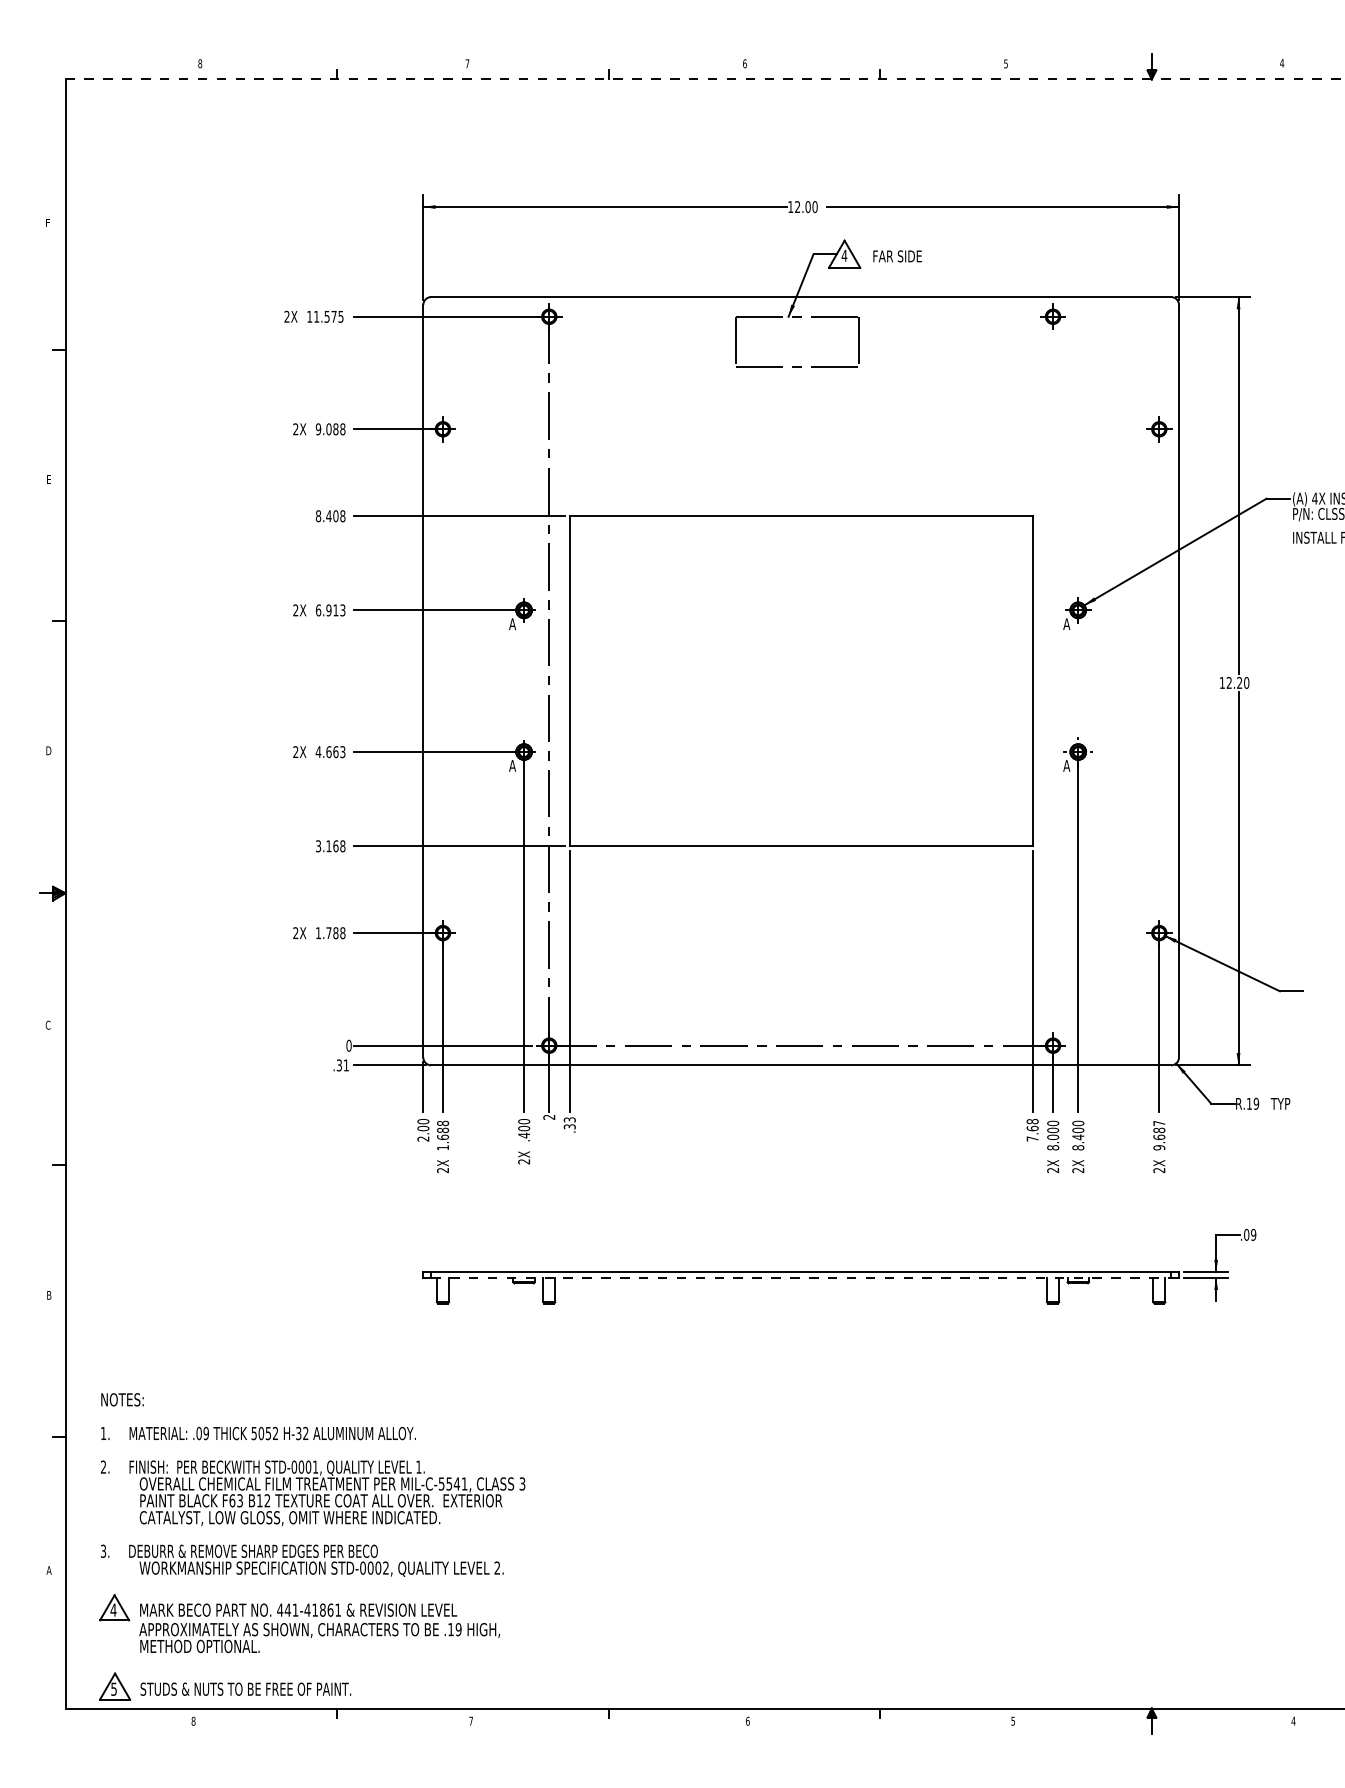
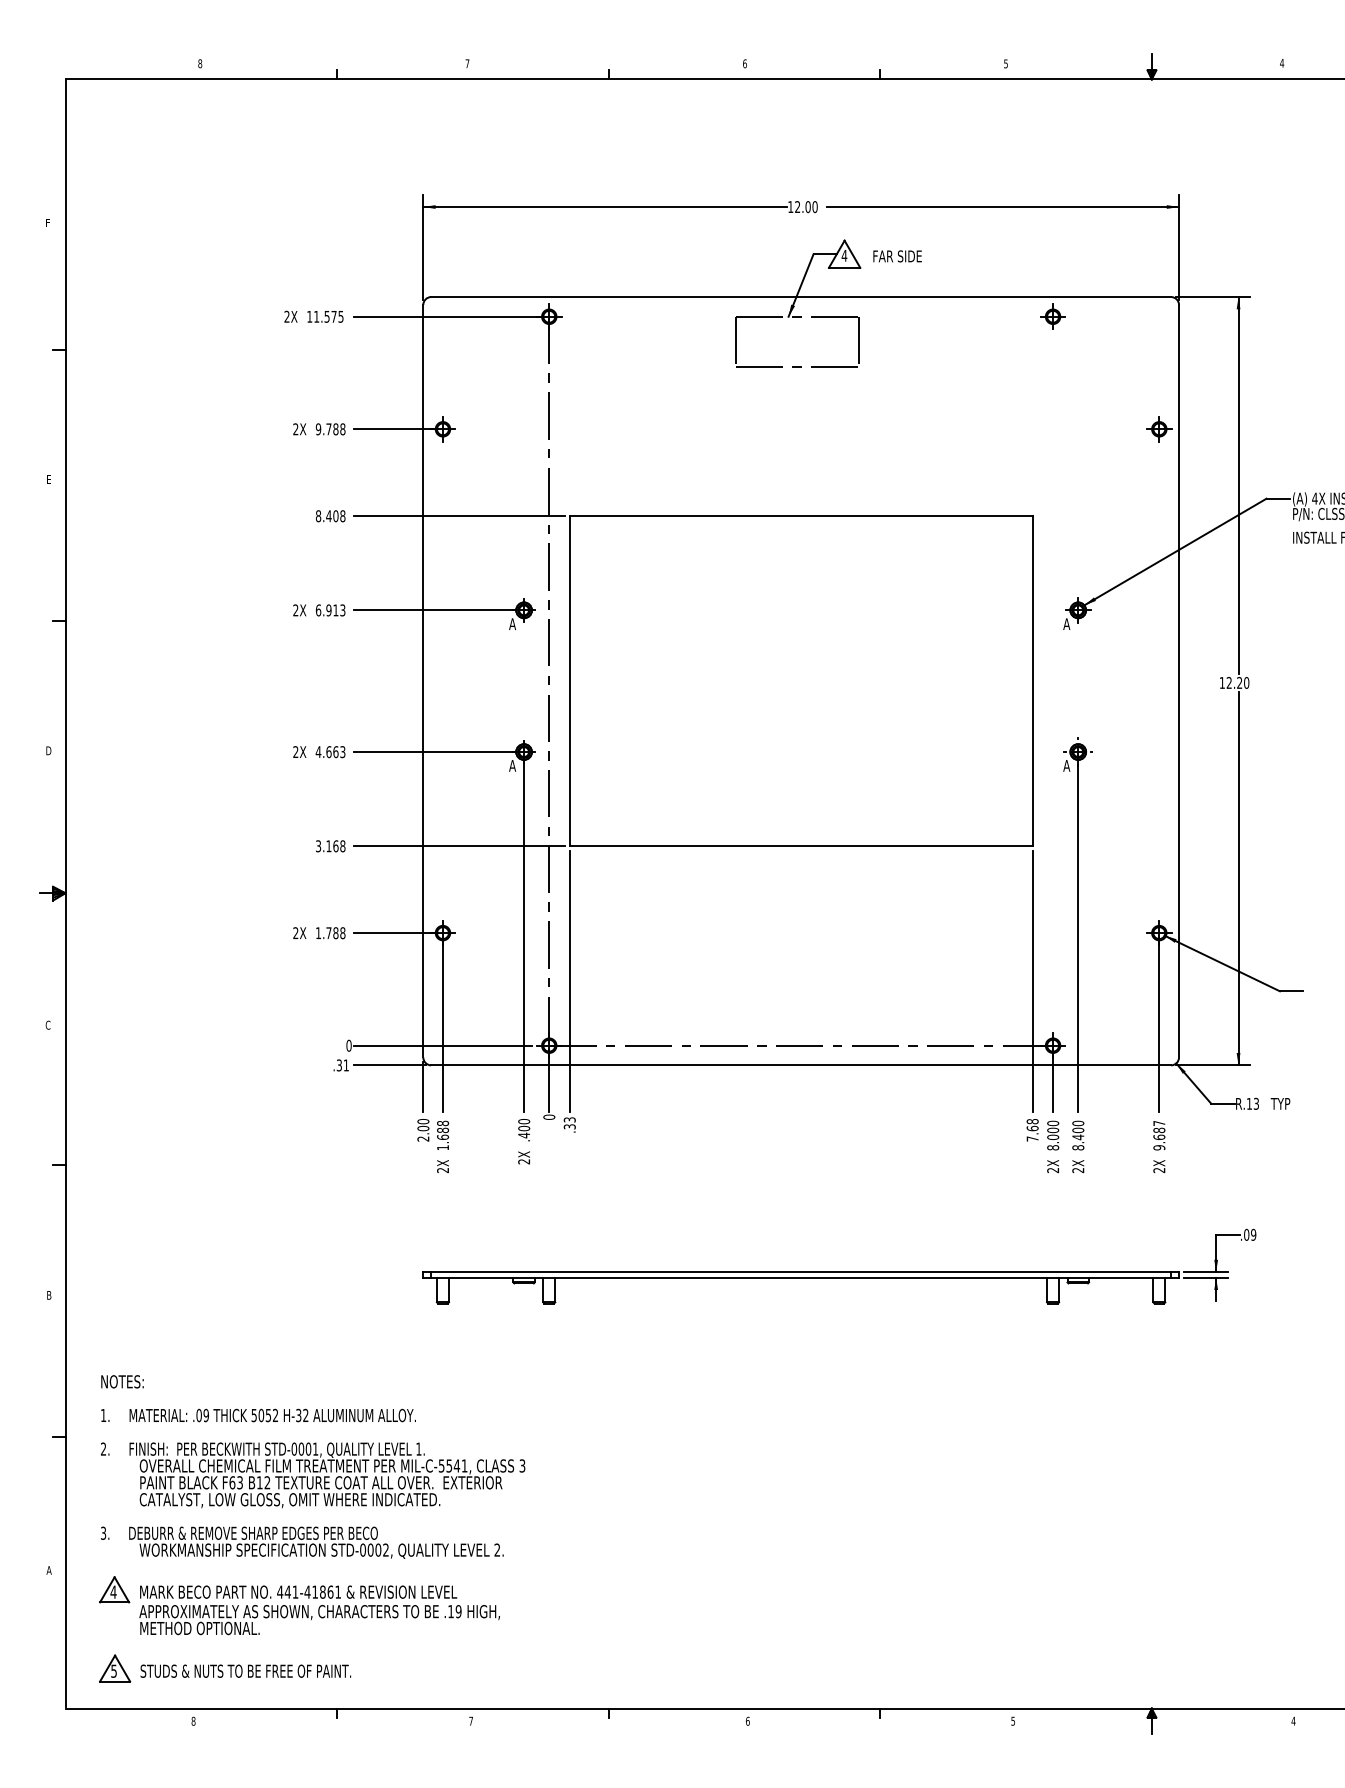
line: dashed -> solid (705, 79)
text: 9.088 -> 9.788 (328, 429)
text: R.19 -> R.13 (1256, 1103)
text: 2 -> 0 (549, 1116)
line: dashed -> solid (801, 1277)
part position: (312, 1546) -> (312, 1528) (312, 1528)
